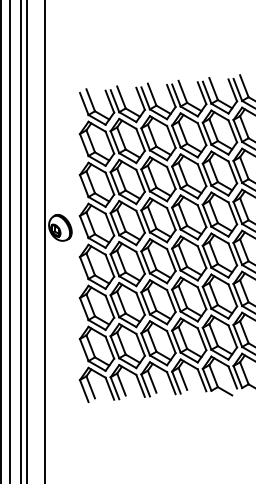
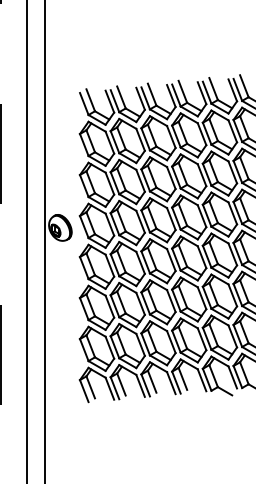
line: solid -> dashed (1, 241)
line: present -> none (10, 241)
line: present -> none (20, 241)
